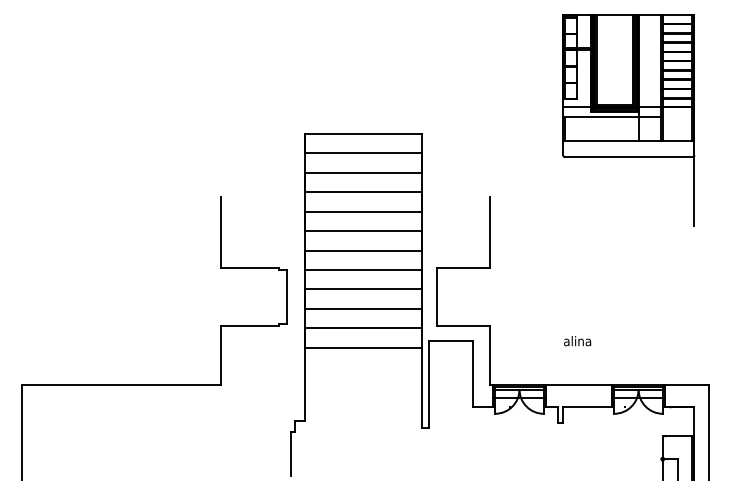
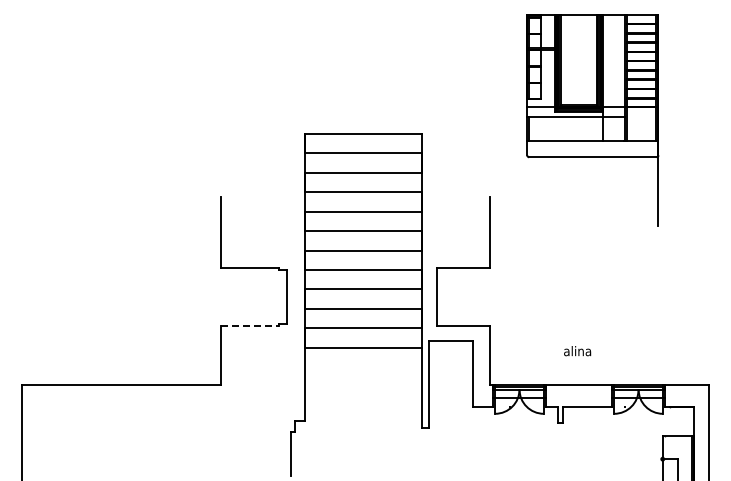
part position: (628, 120) -> (592, 120) (592, 120)
line: solid -> dashed (250, 326)
text position: (577, 341) -> (577, 351) (577, 351)
